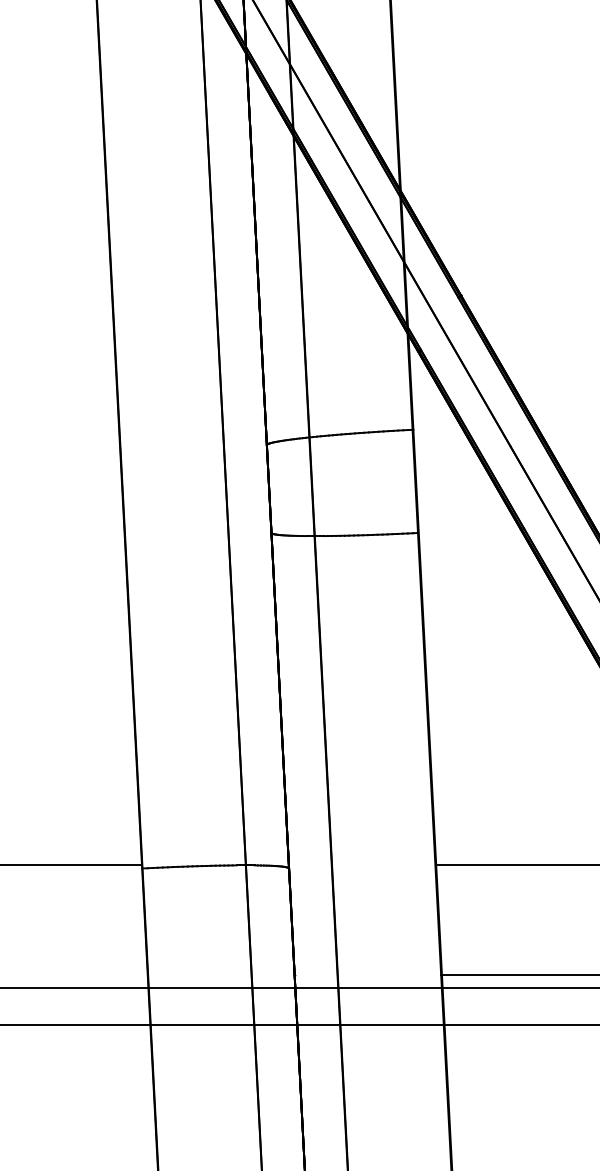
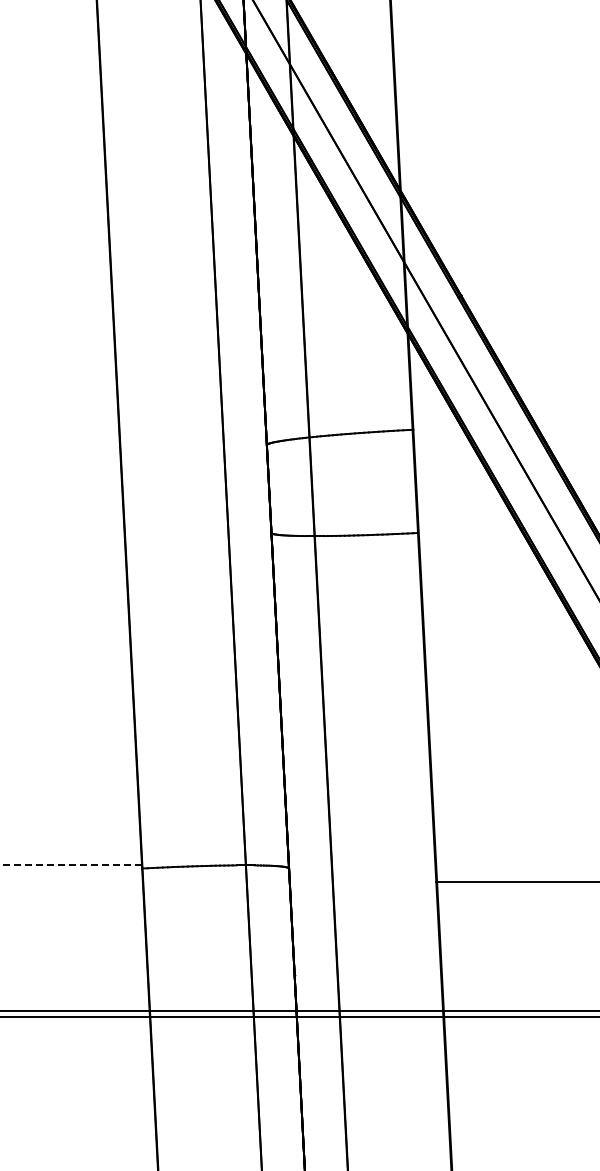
line: solid -> dashed (71, 864)
line position: (516, 864) -> (516, 881) (516, 881)
line: present -> none (518, 975)
line position: (299, 988) -> (299, 1011) (299, 1011)
line position: (299, 1024) -> (299, 1016) (299, 1016)
